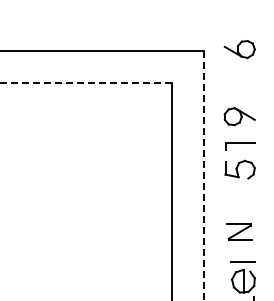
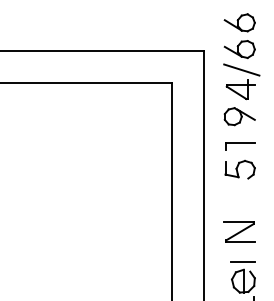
part: none -> present (239, 22)
part: none -> present (241, 81)
line: dashed -> solid (86, 82)
line: dashed -> solid (204, 176)
part size: 27x18 px -> 33x22 px (239, 231)
